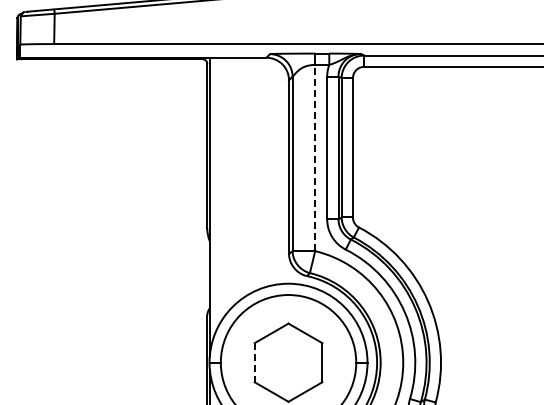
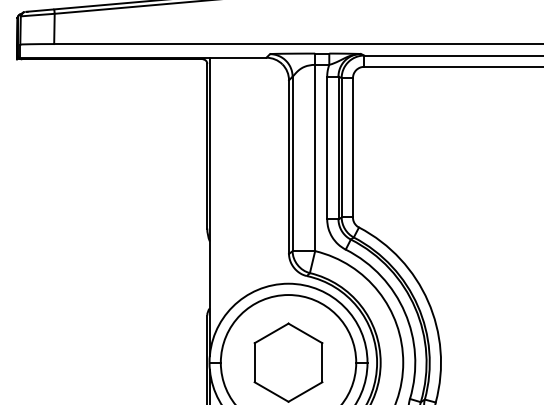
line: dashed -> solid (315, 157)
line: dashed -> solid (254, 362)
